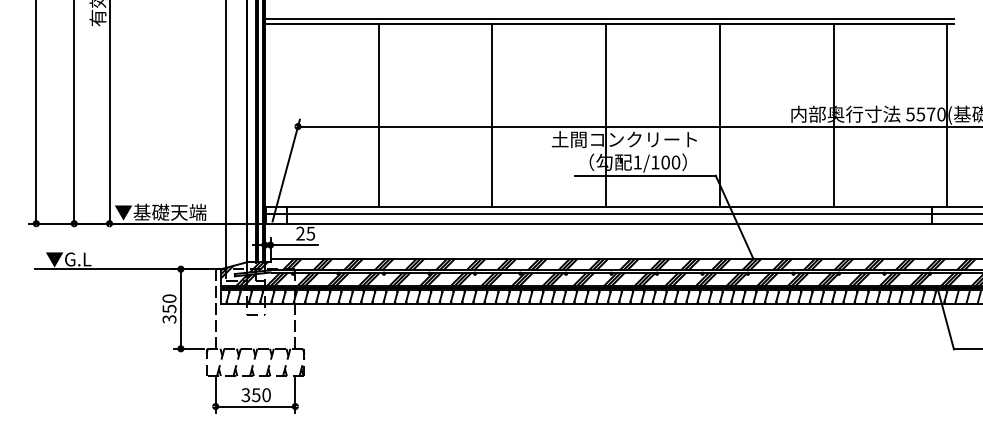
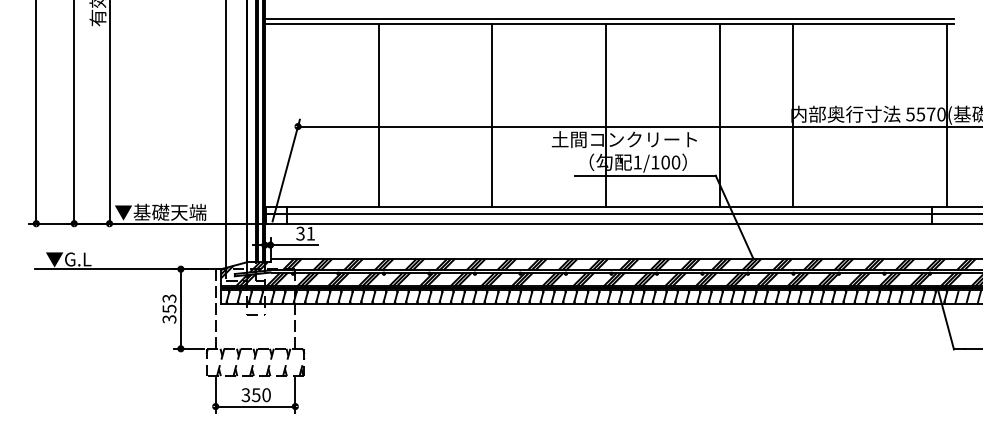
line position: (833, 115) -> (792, 115) (792, 115)
text: 25 -> 31 (305, 233)
text: 350 -> 353 (169, 298)
